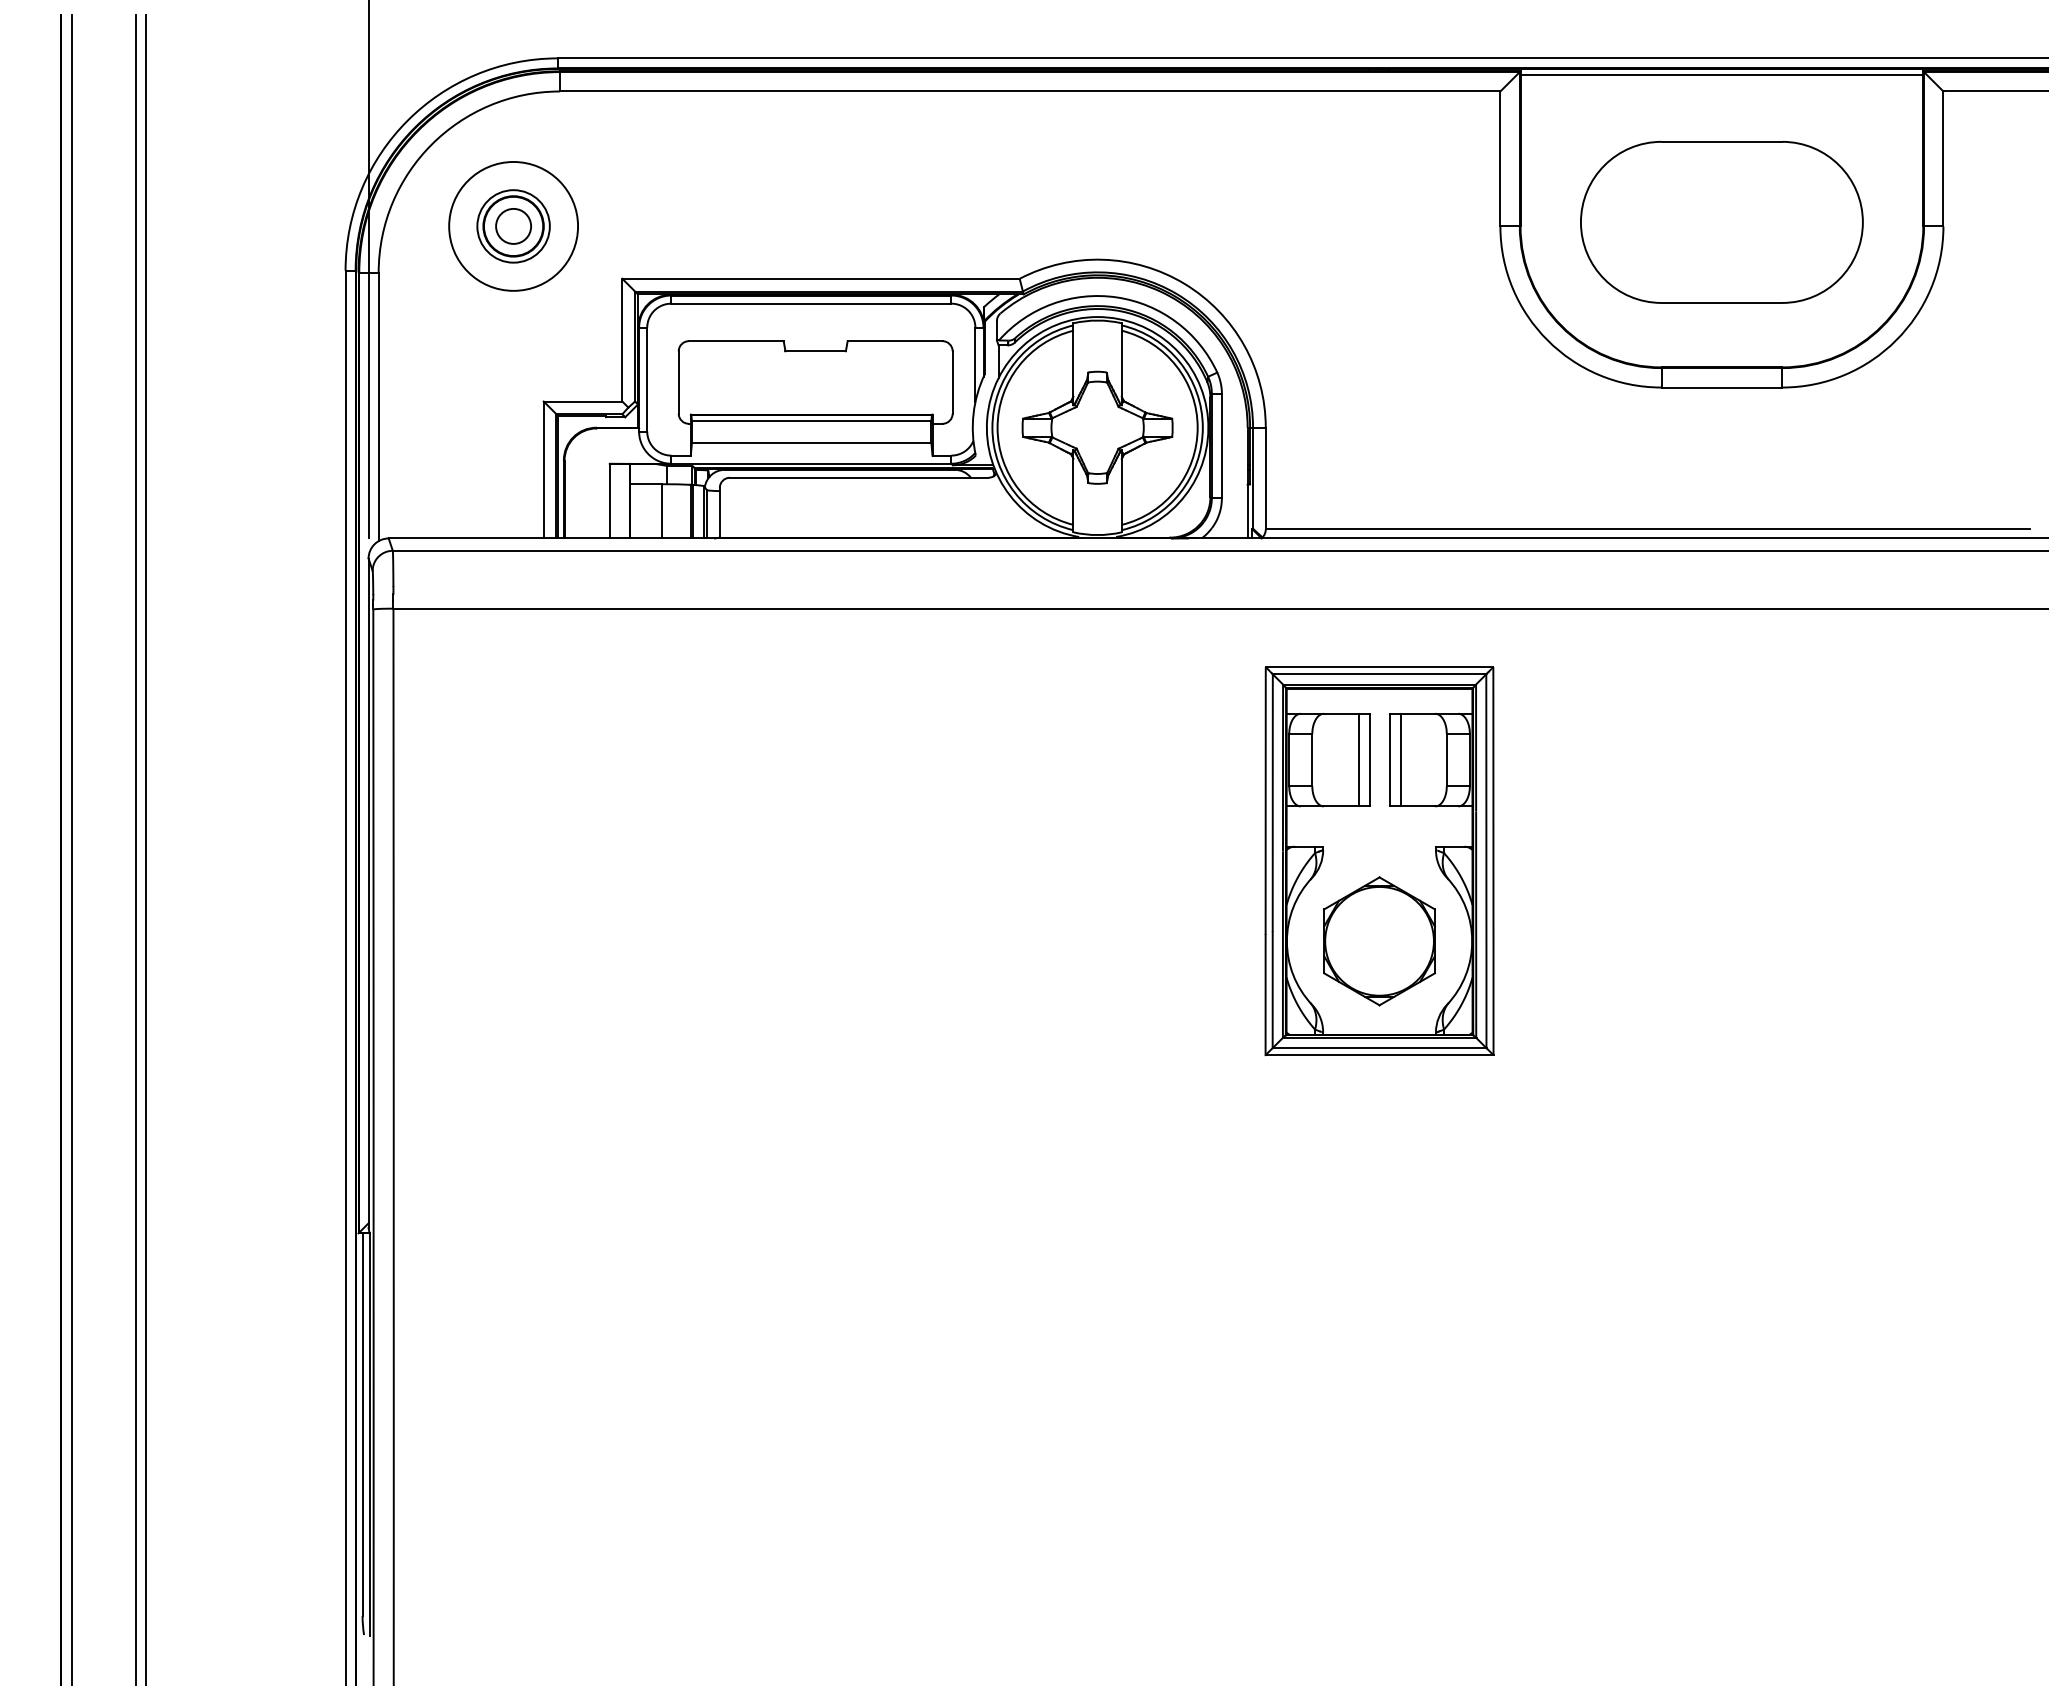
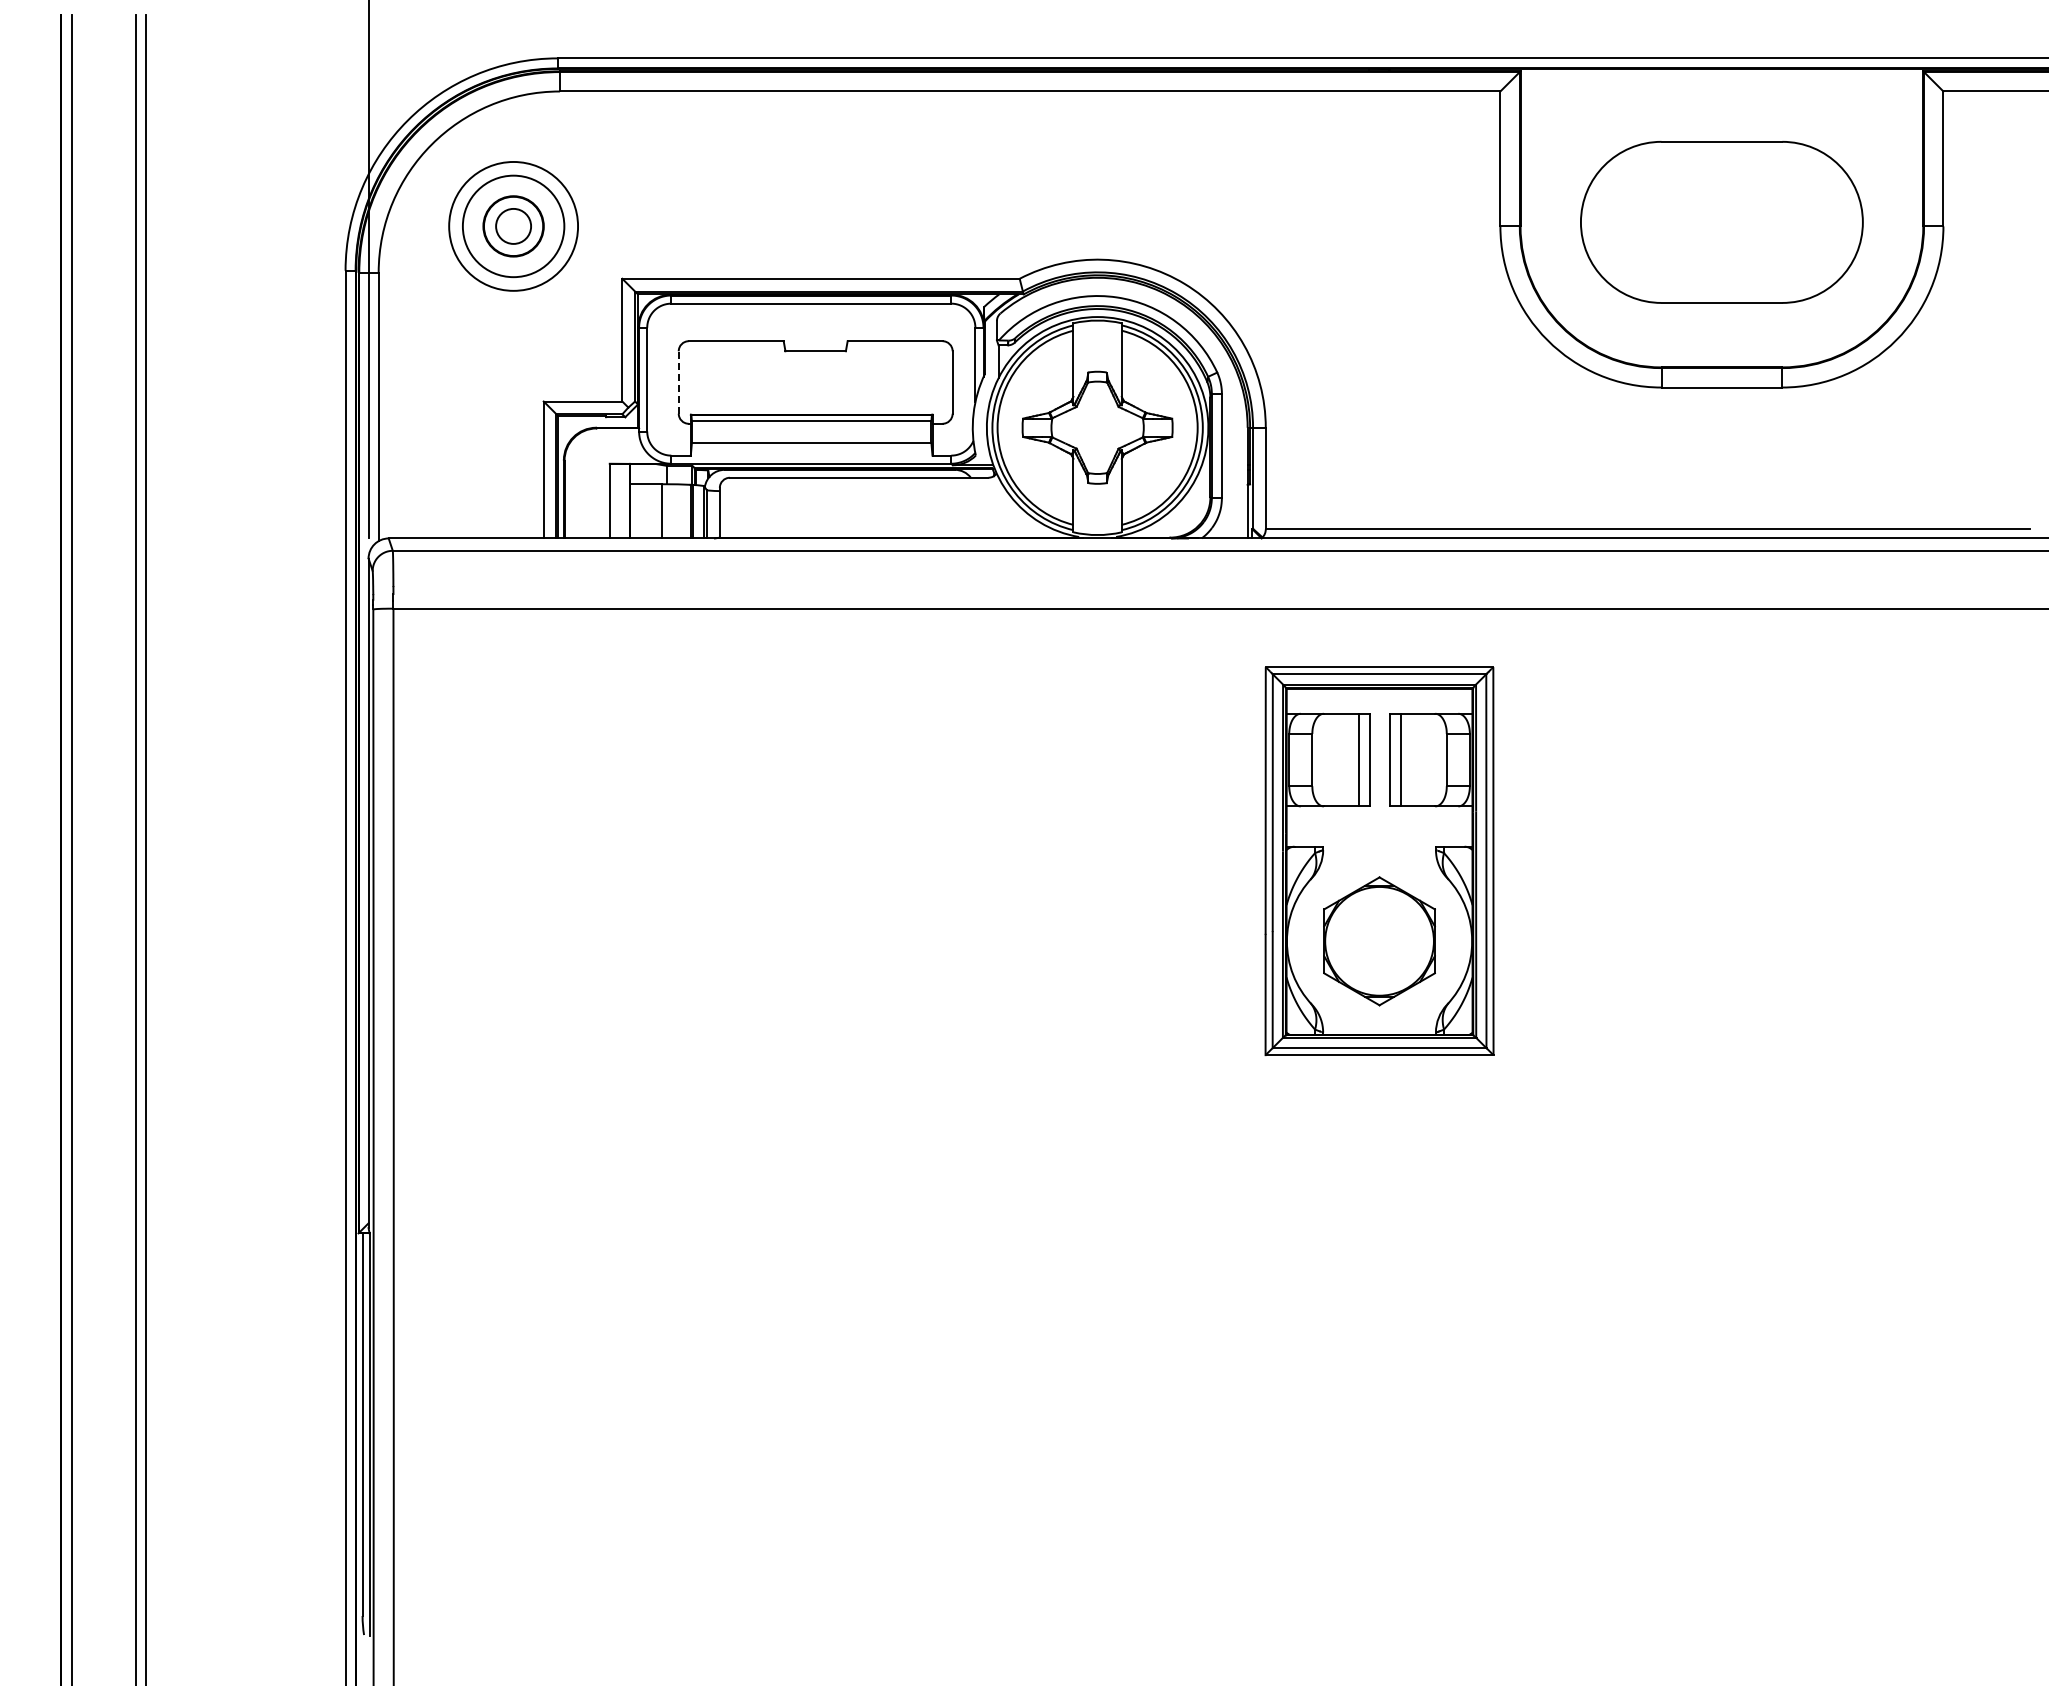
line: present -> none (1721, 75)
circle diameter: 72 px -> 101 px (513, 226)
line: solid -> dashed (678, 382)
